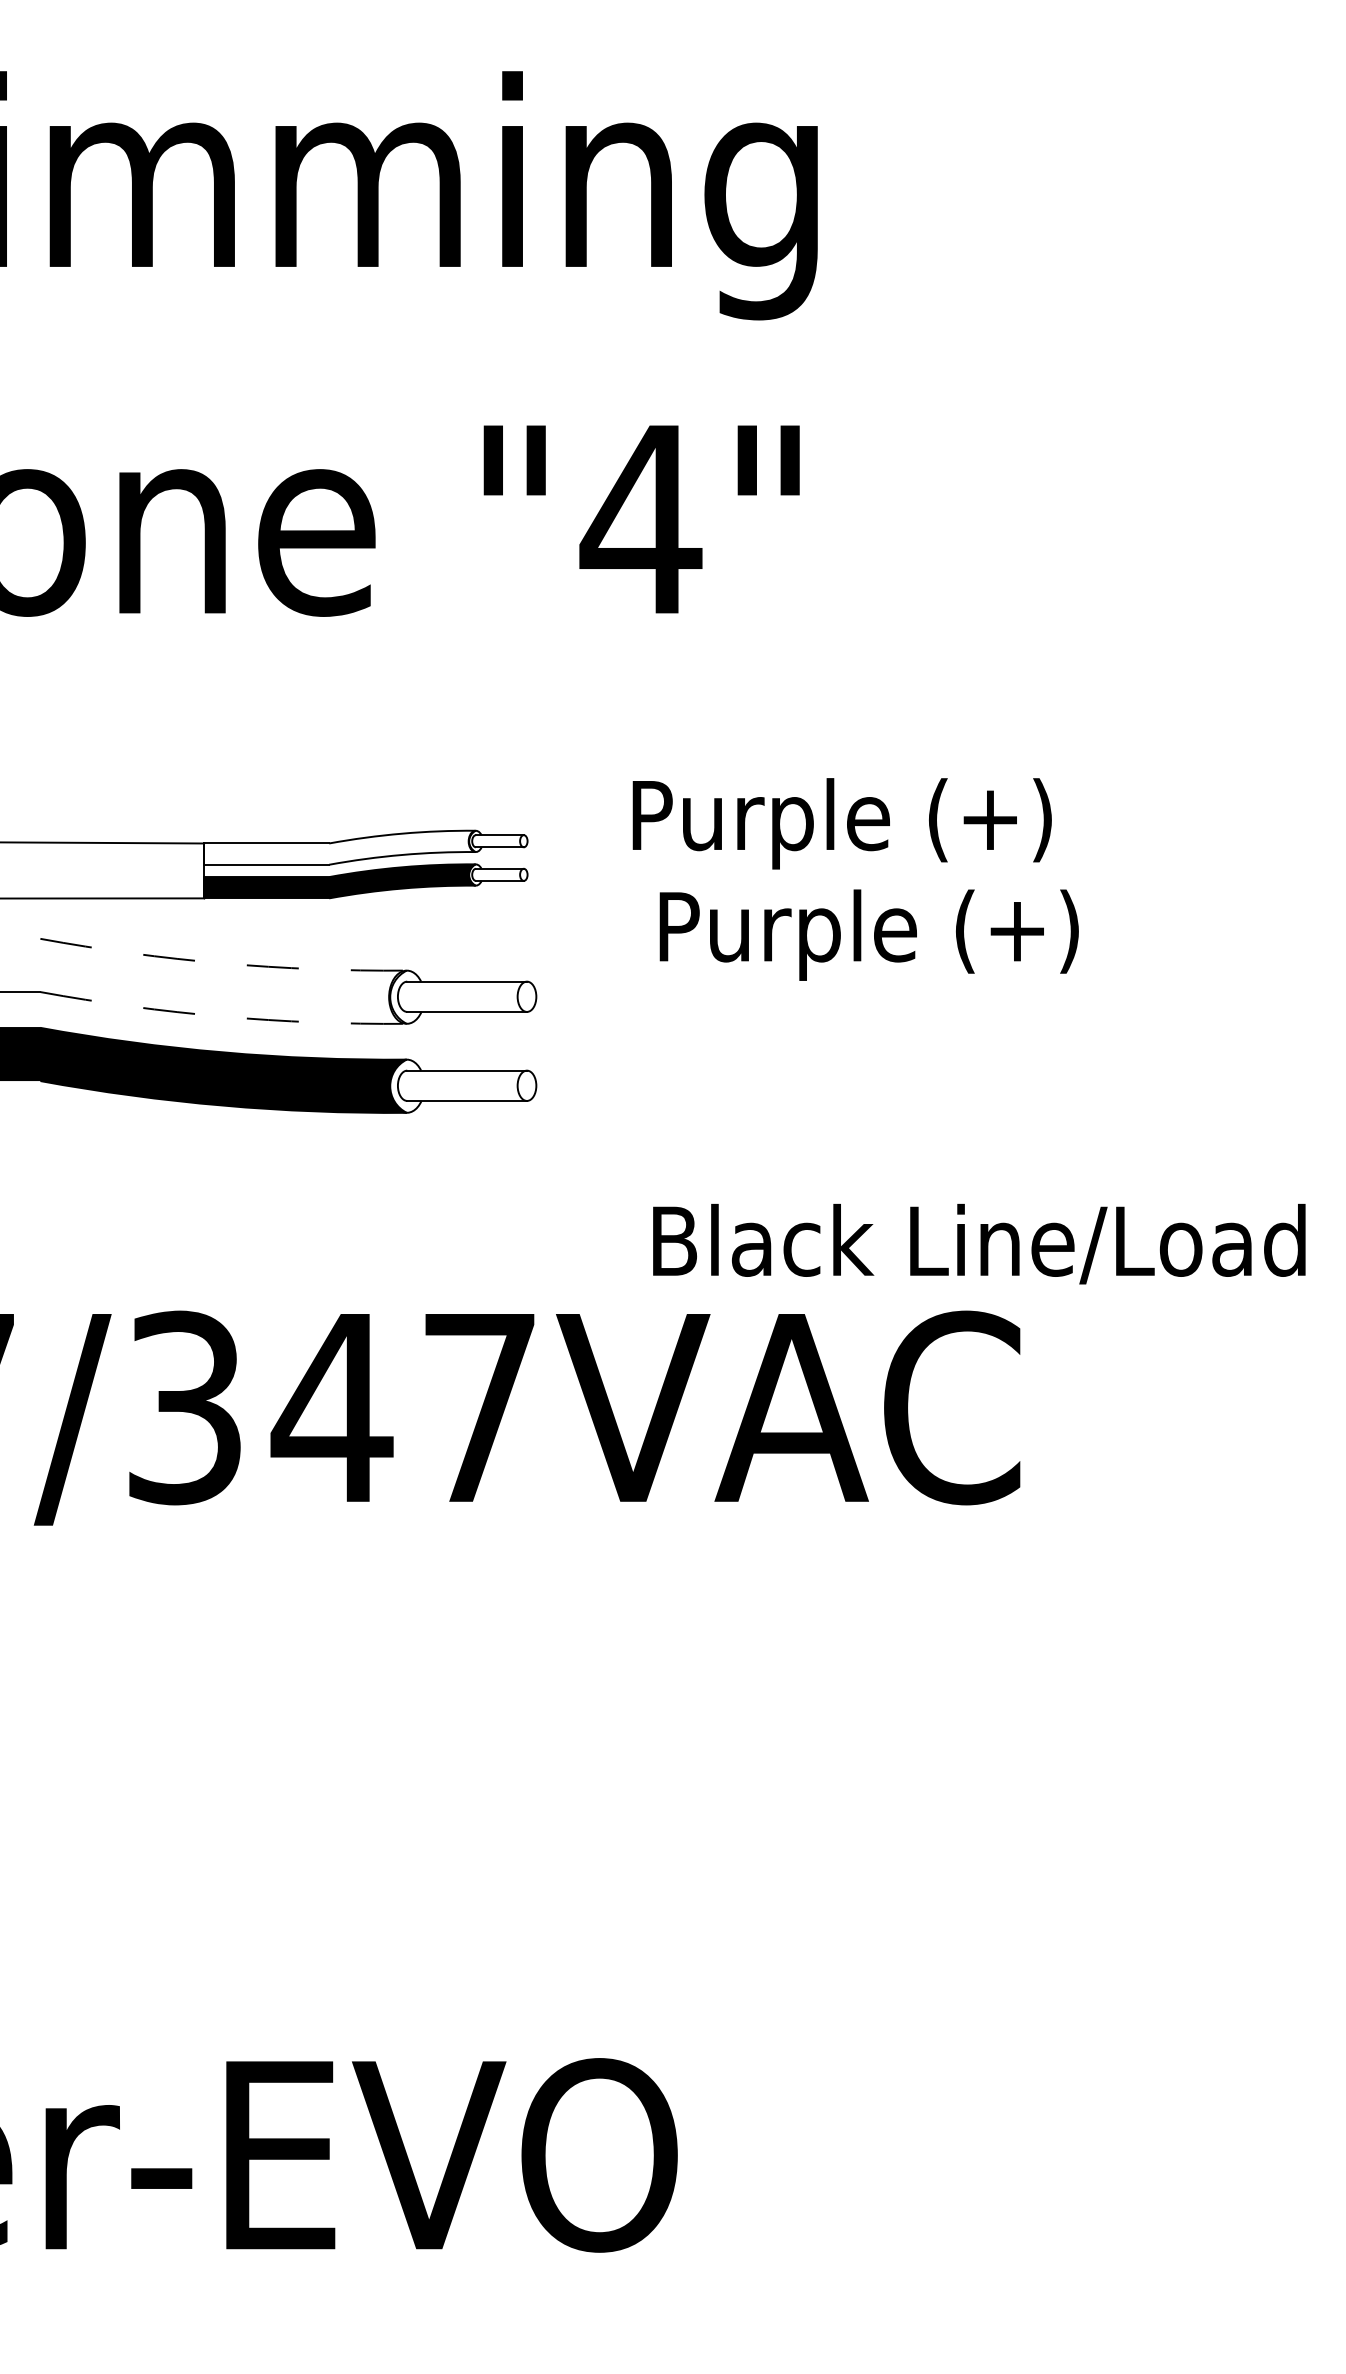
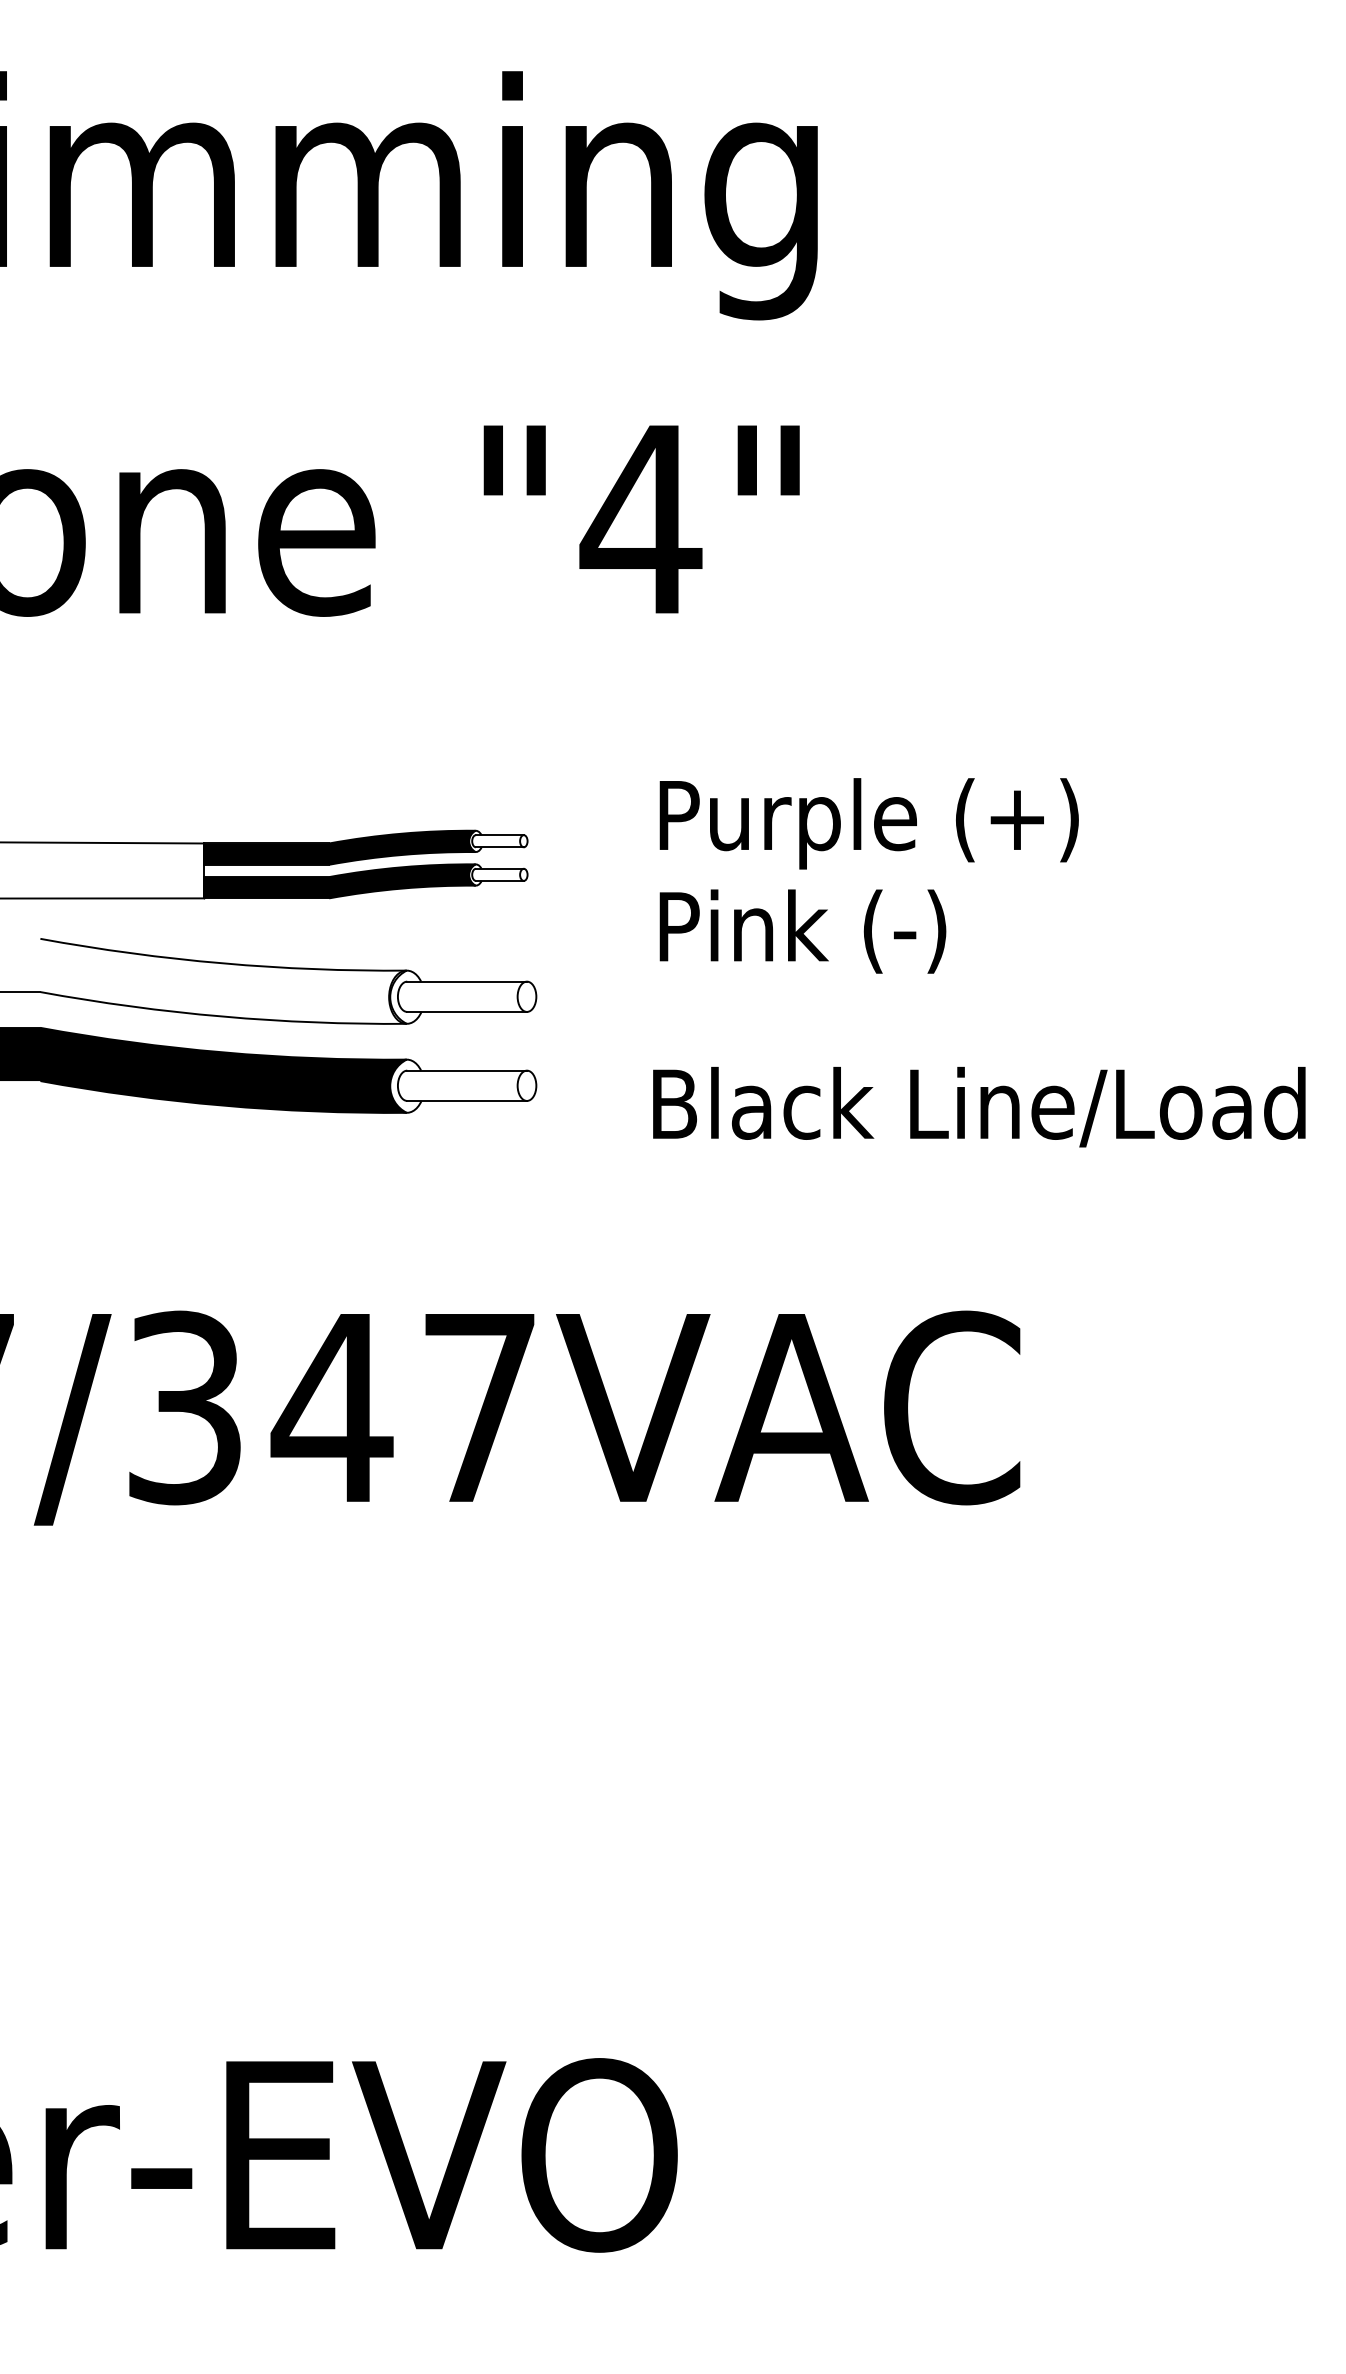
text position: (841, 823) -> (868, 823) (868, 823)
fill: none -> present (339, 847)
text: Purple (+) -> Pink (-) (894, 934)
arc: dashed -> solid (222, 963)
arc: dashed -> solid (222, 1016)
text position: (979, 1244) -> (979, 1107) (979, 1107)
